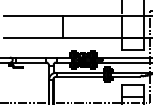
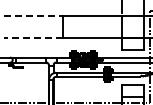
line: solid -> dashed (33, 15)
line: solid -> dashed (33, 37)
